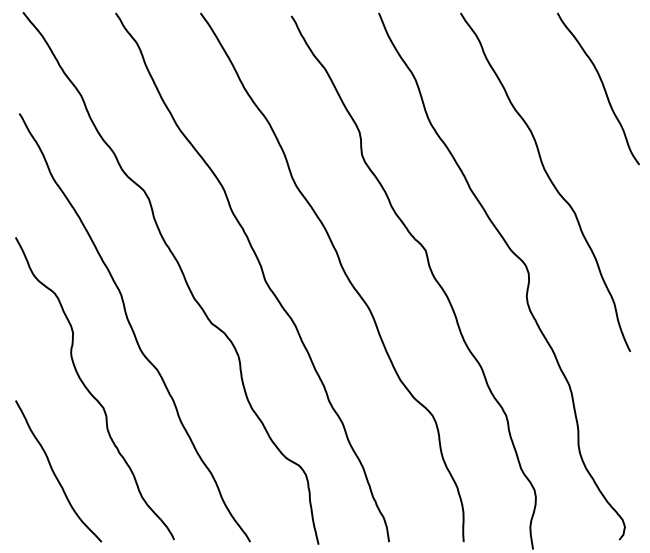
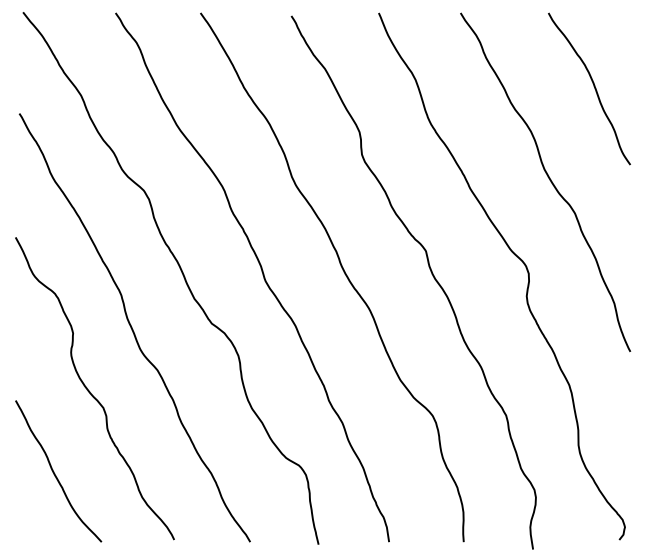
curve position: (602, 86) -> (593, 86) (593, 86)
